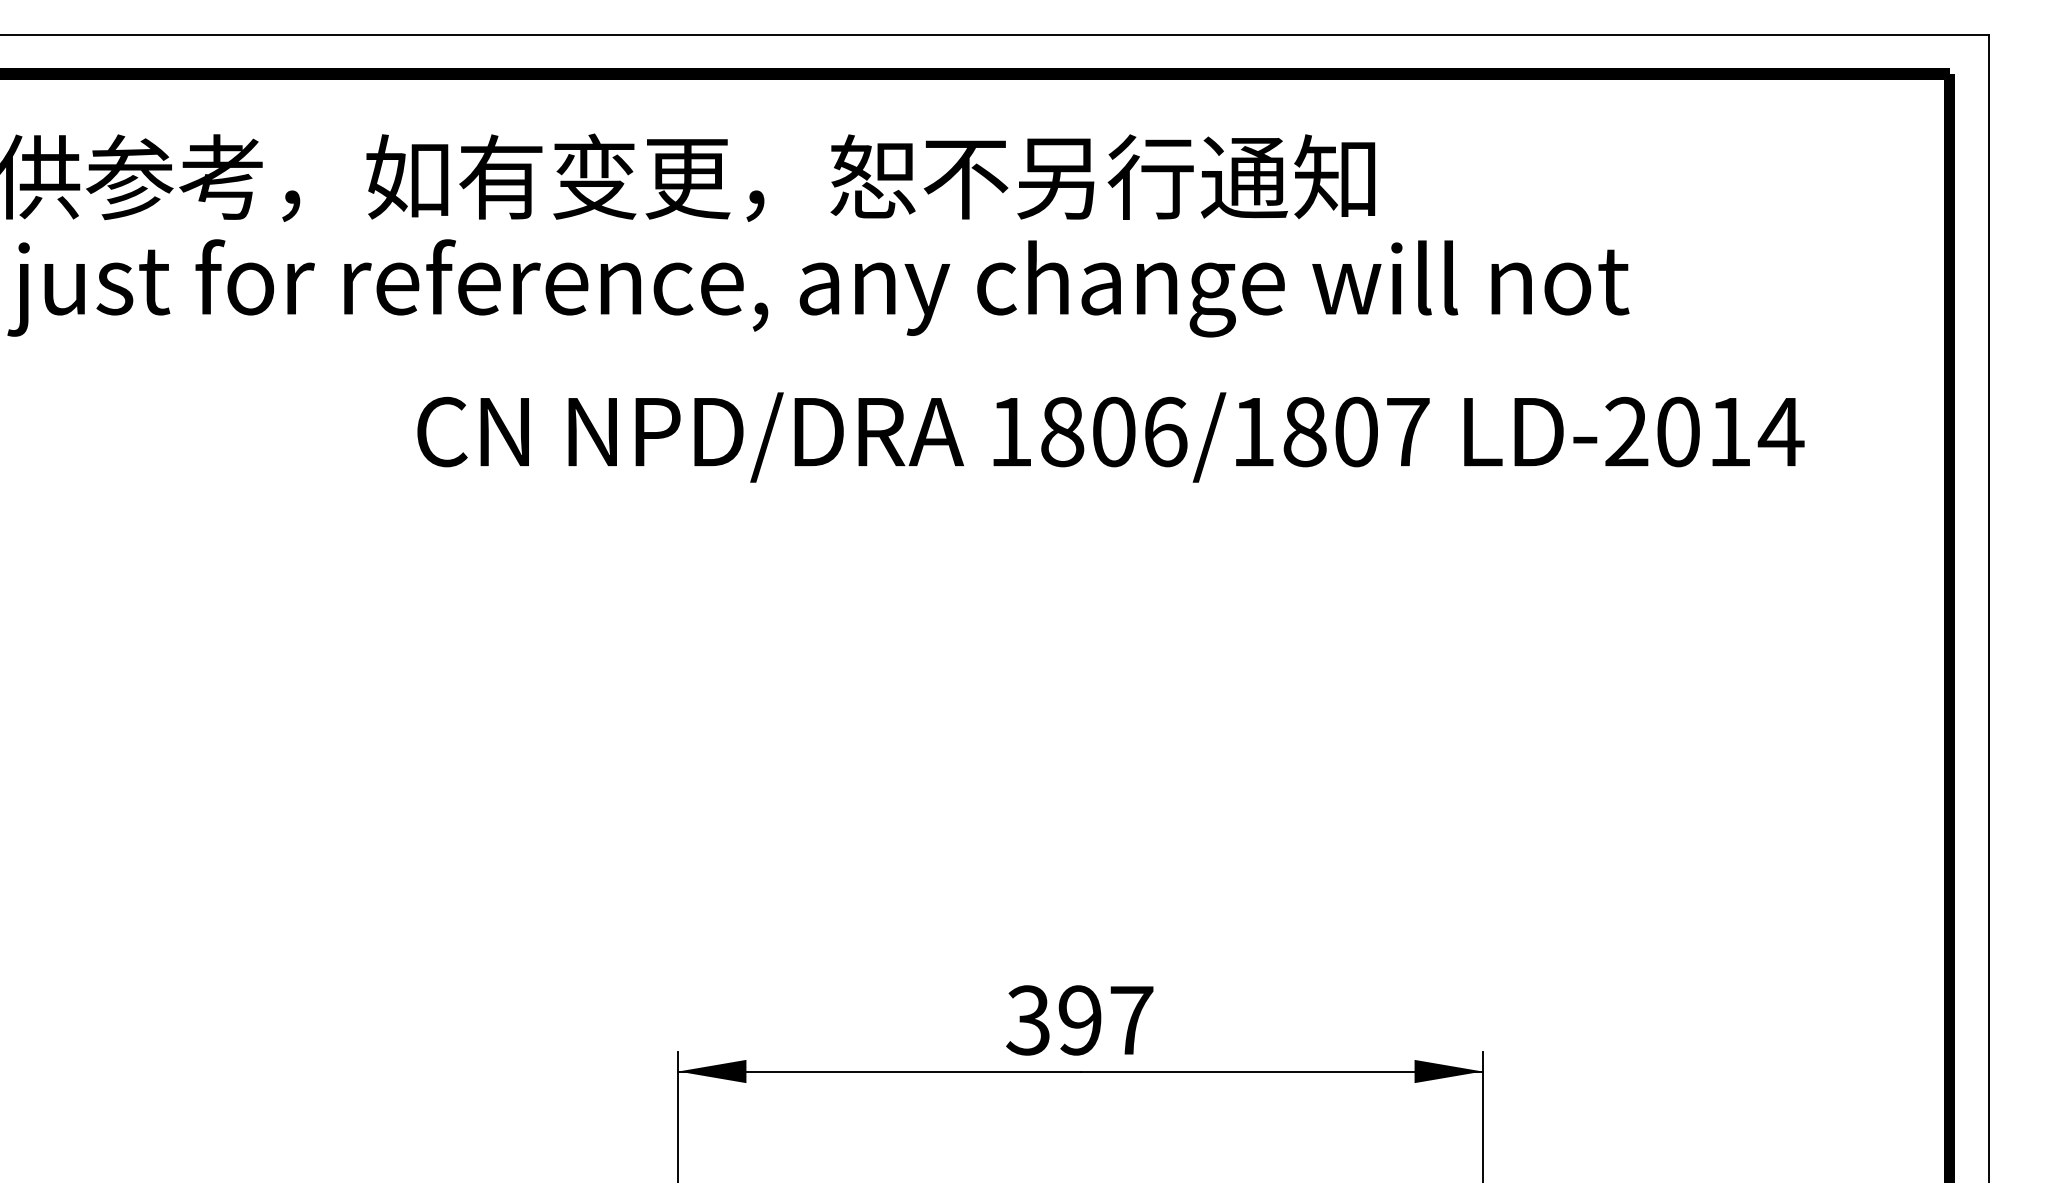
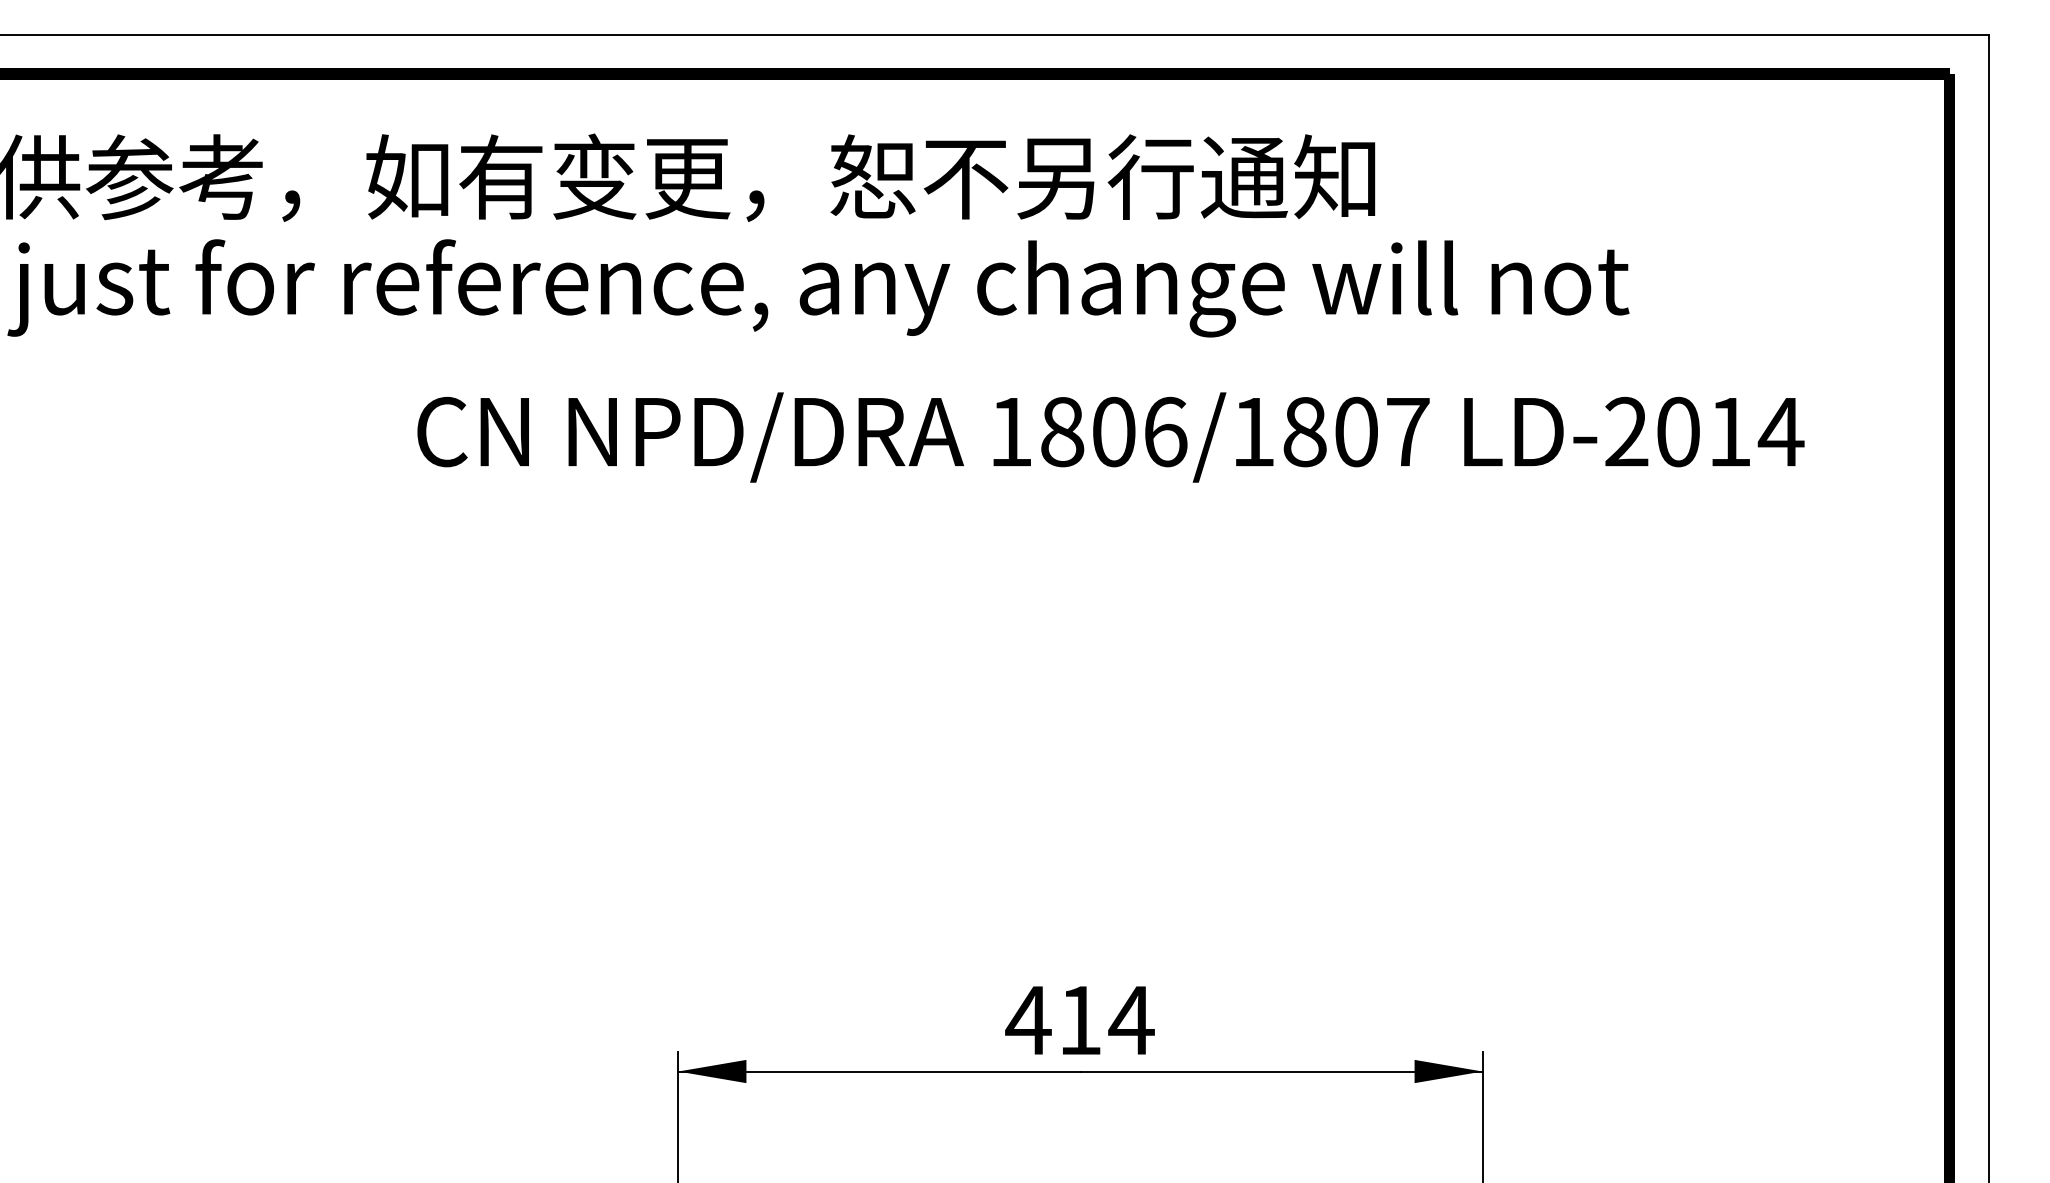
text: 397 -> 414 (1079, 1020)
